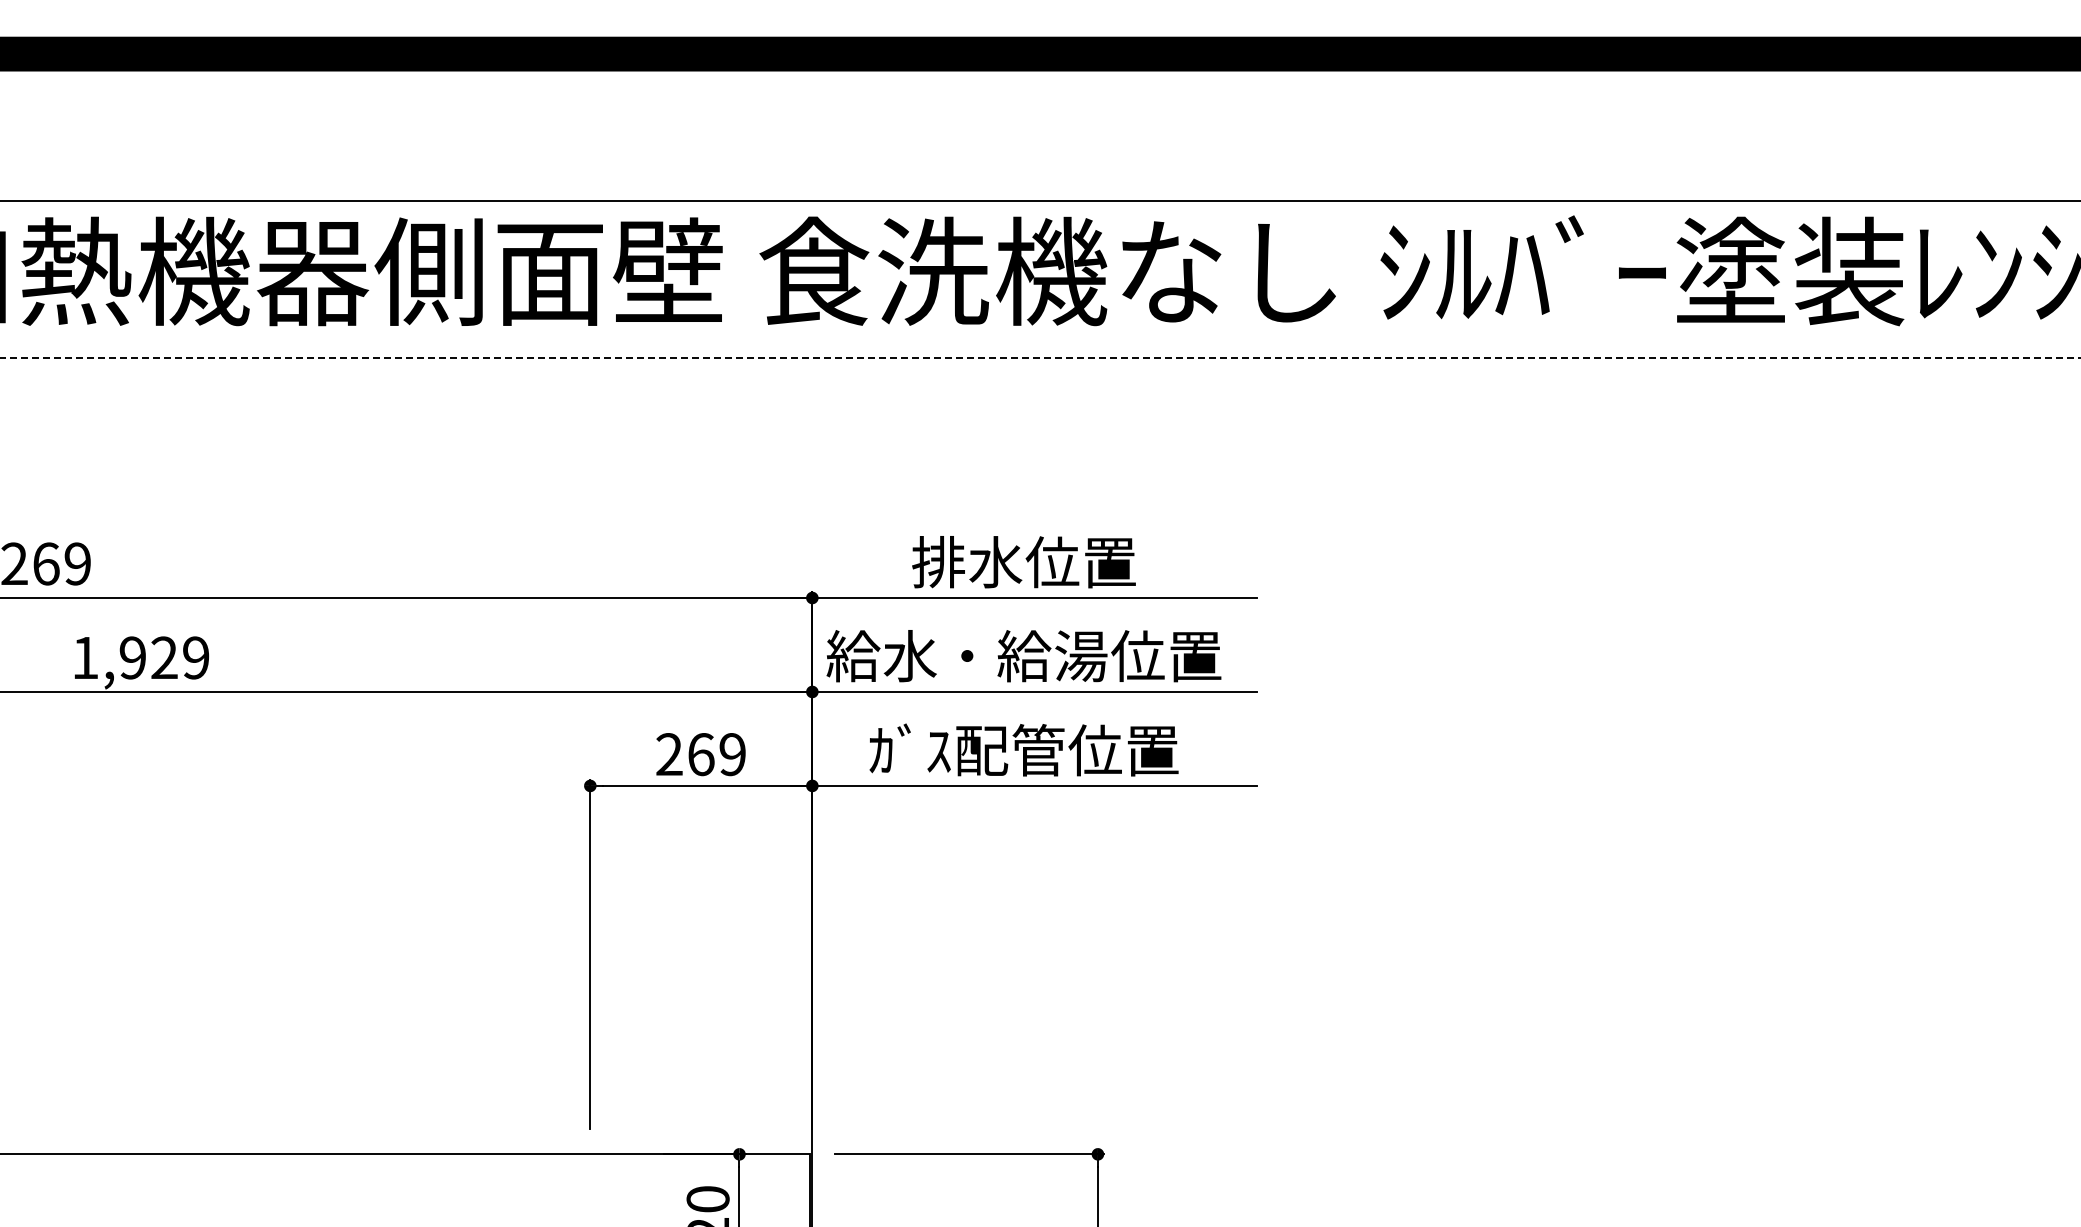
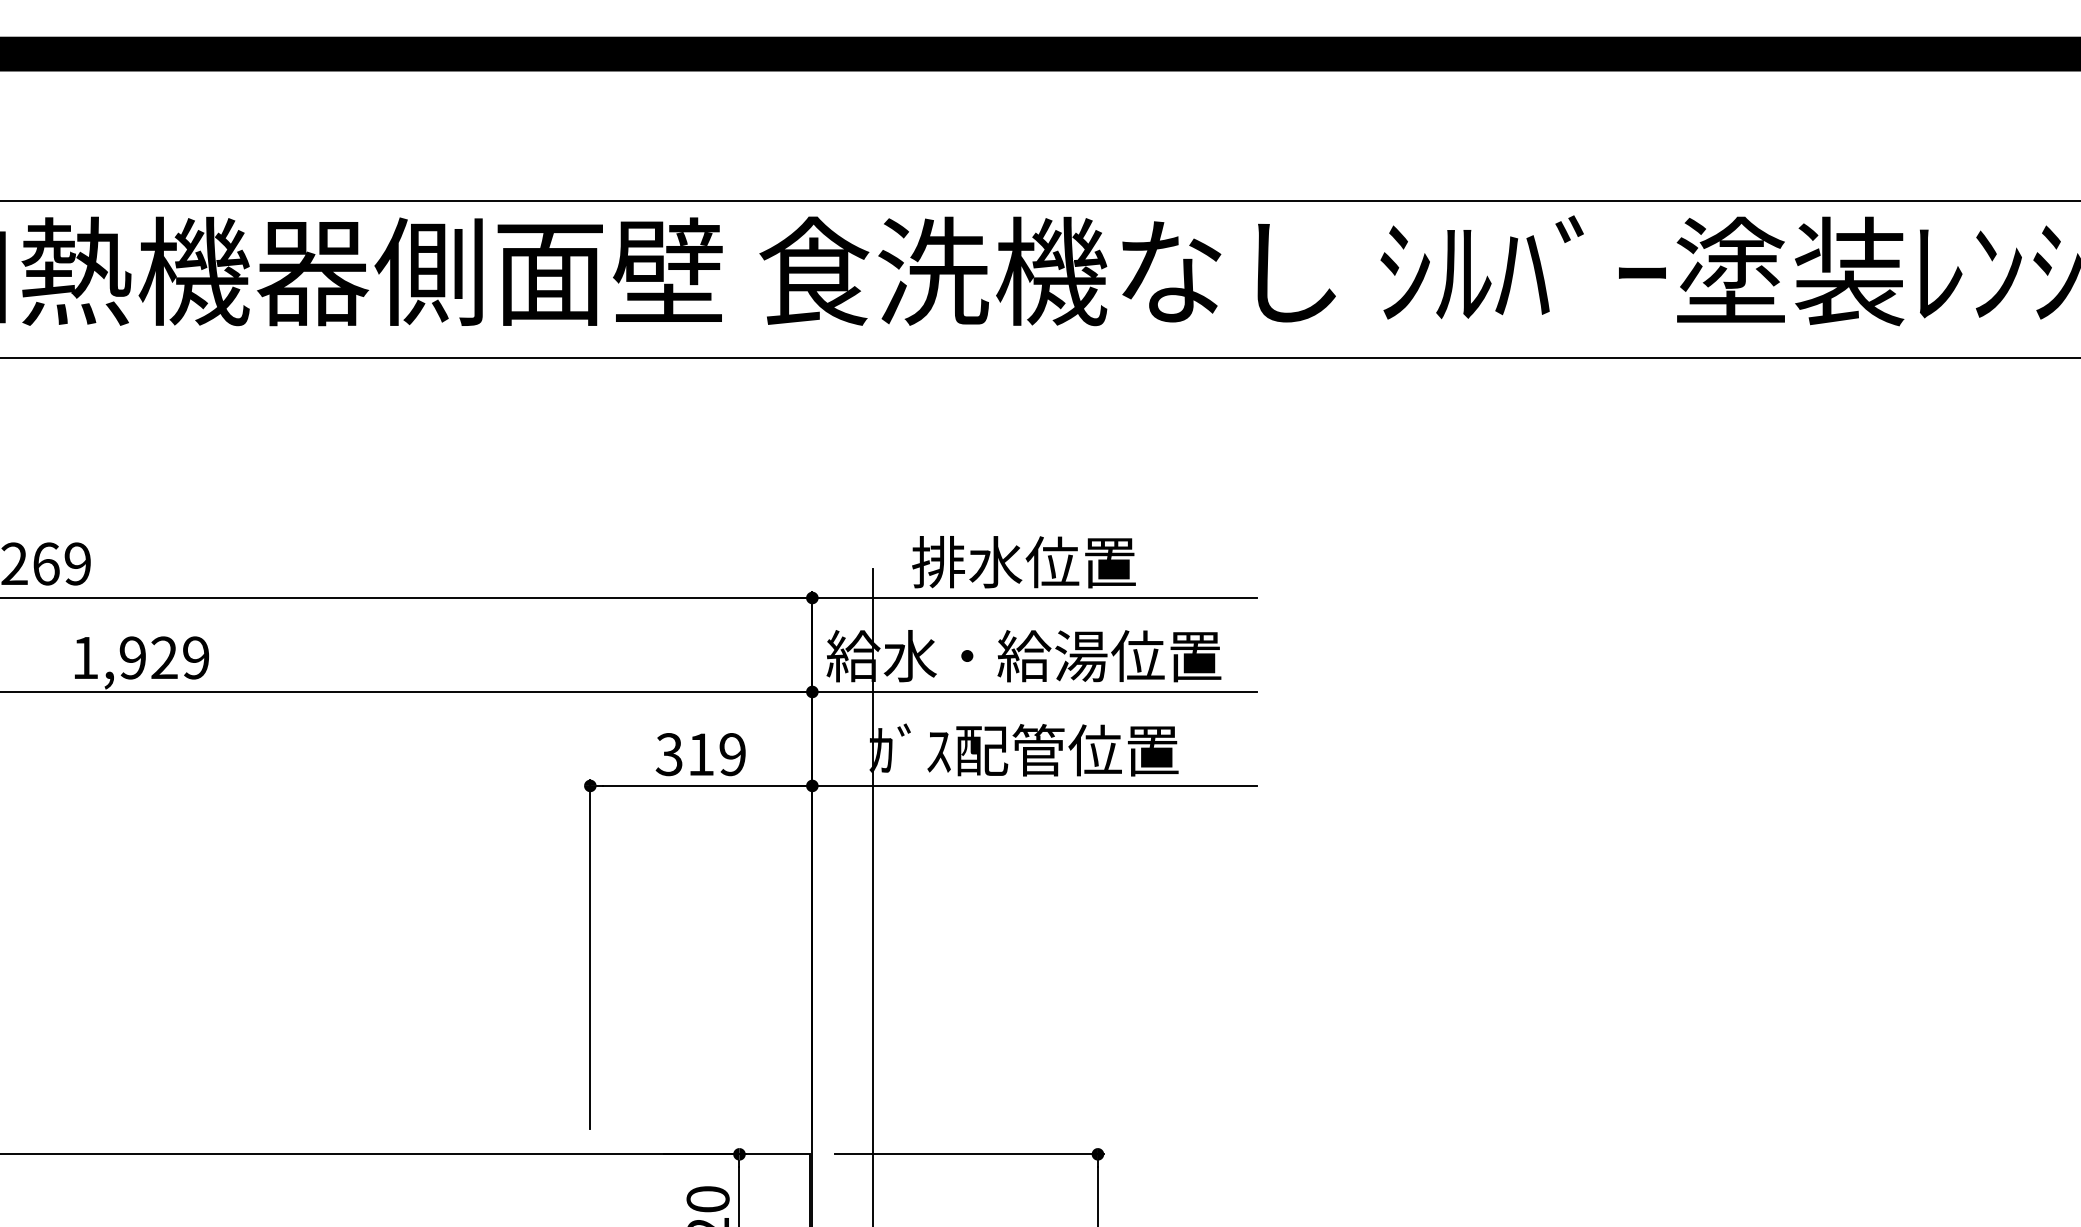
line: dashed -> solid (1041, 357)
text: 269 -> 319 (684, 754)
line: none -> present (873, 895)
